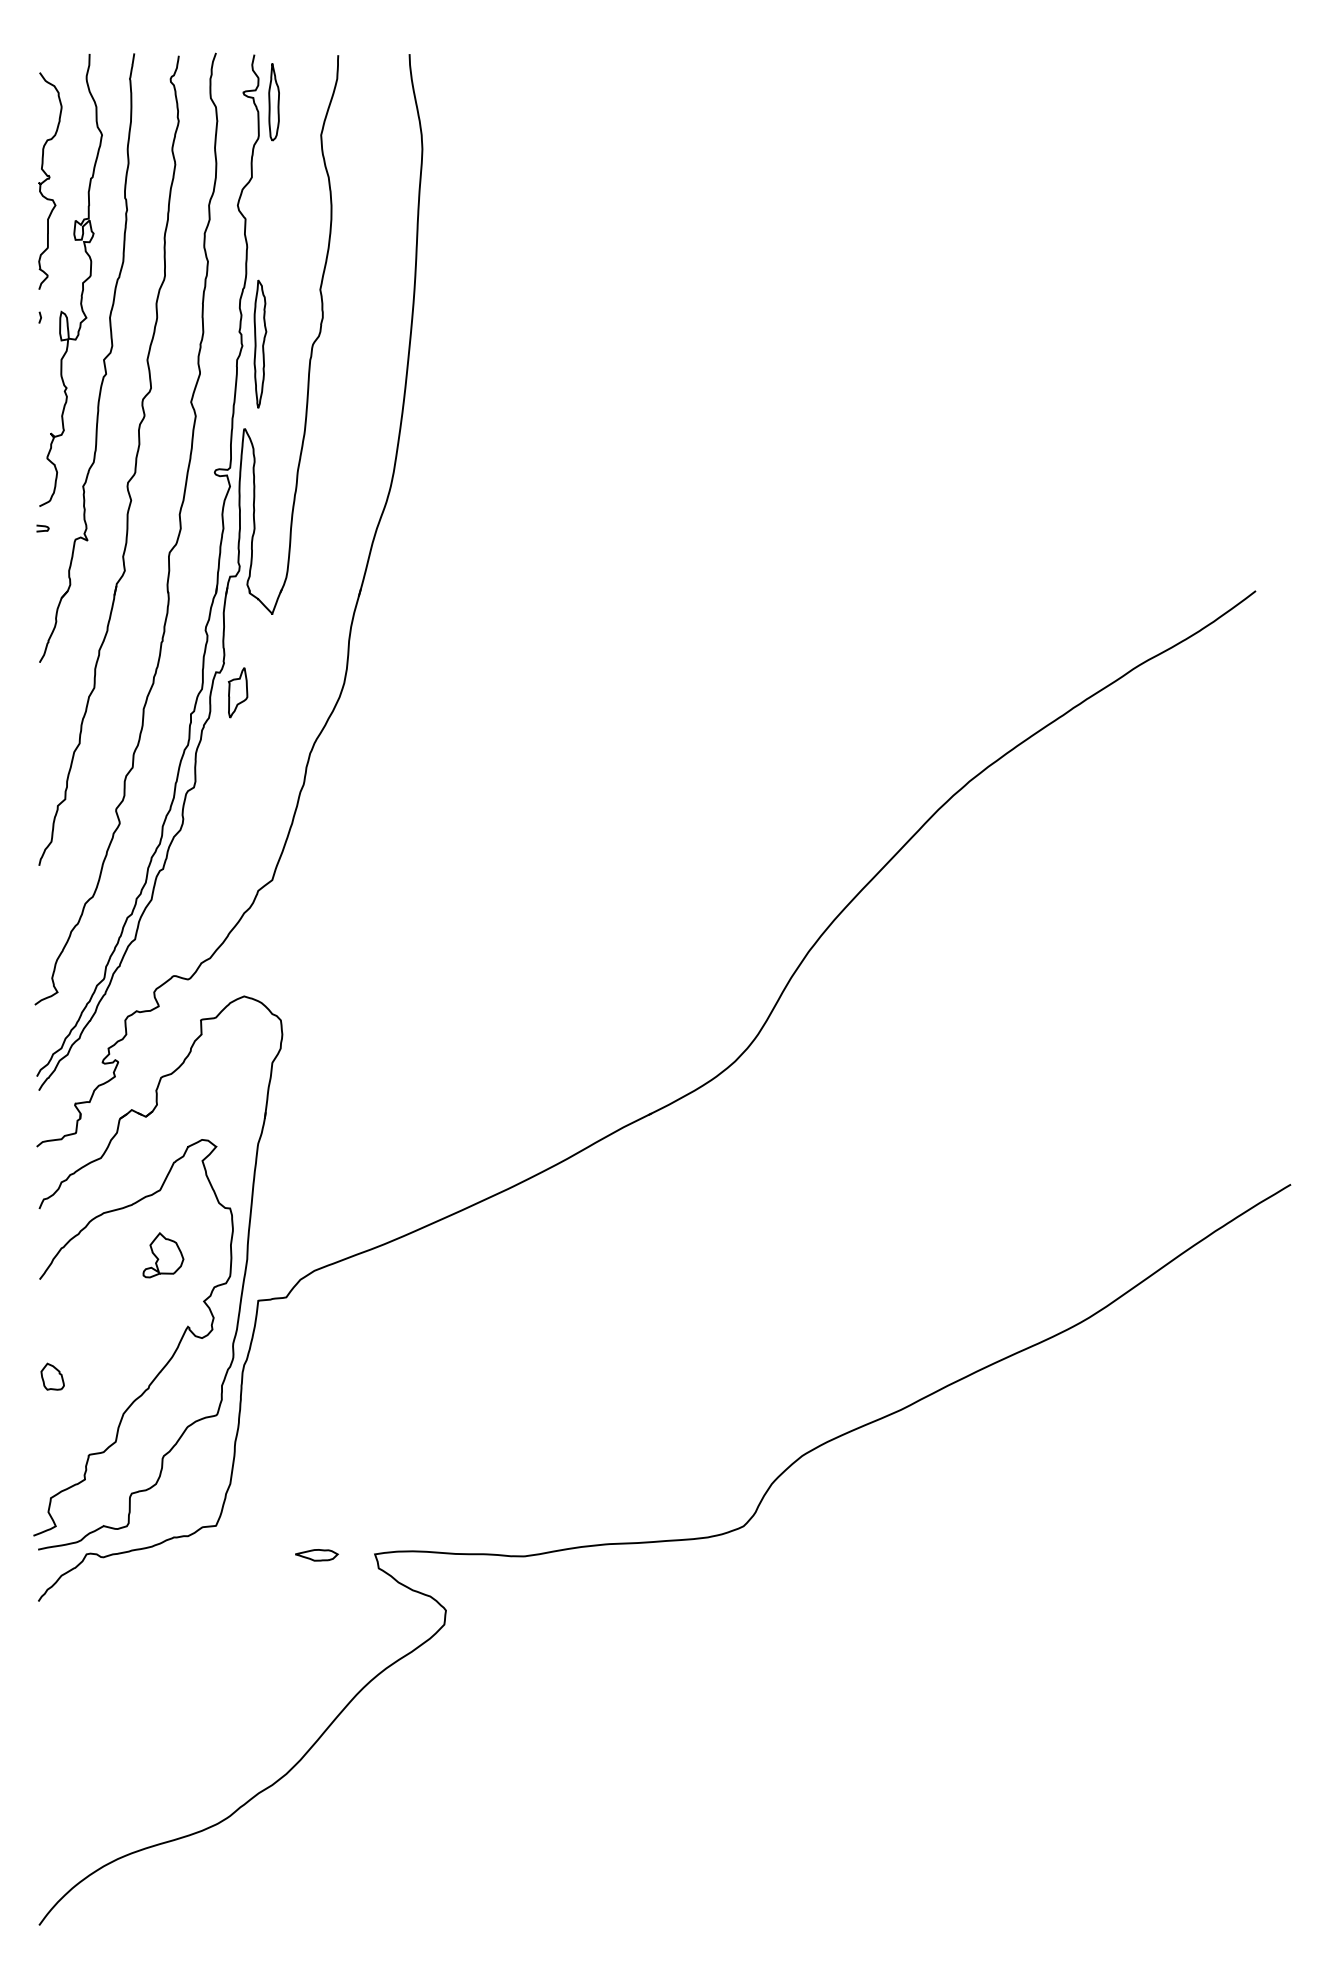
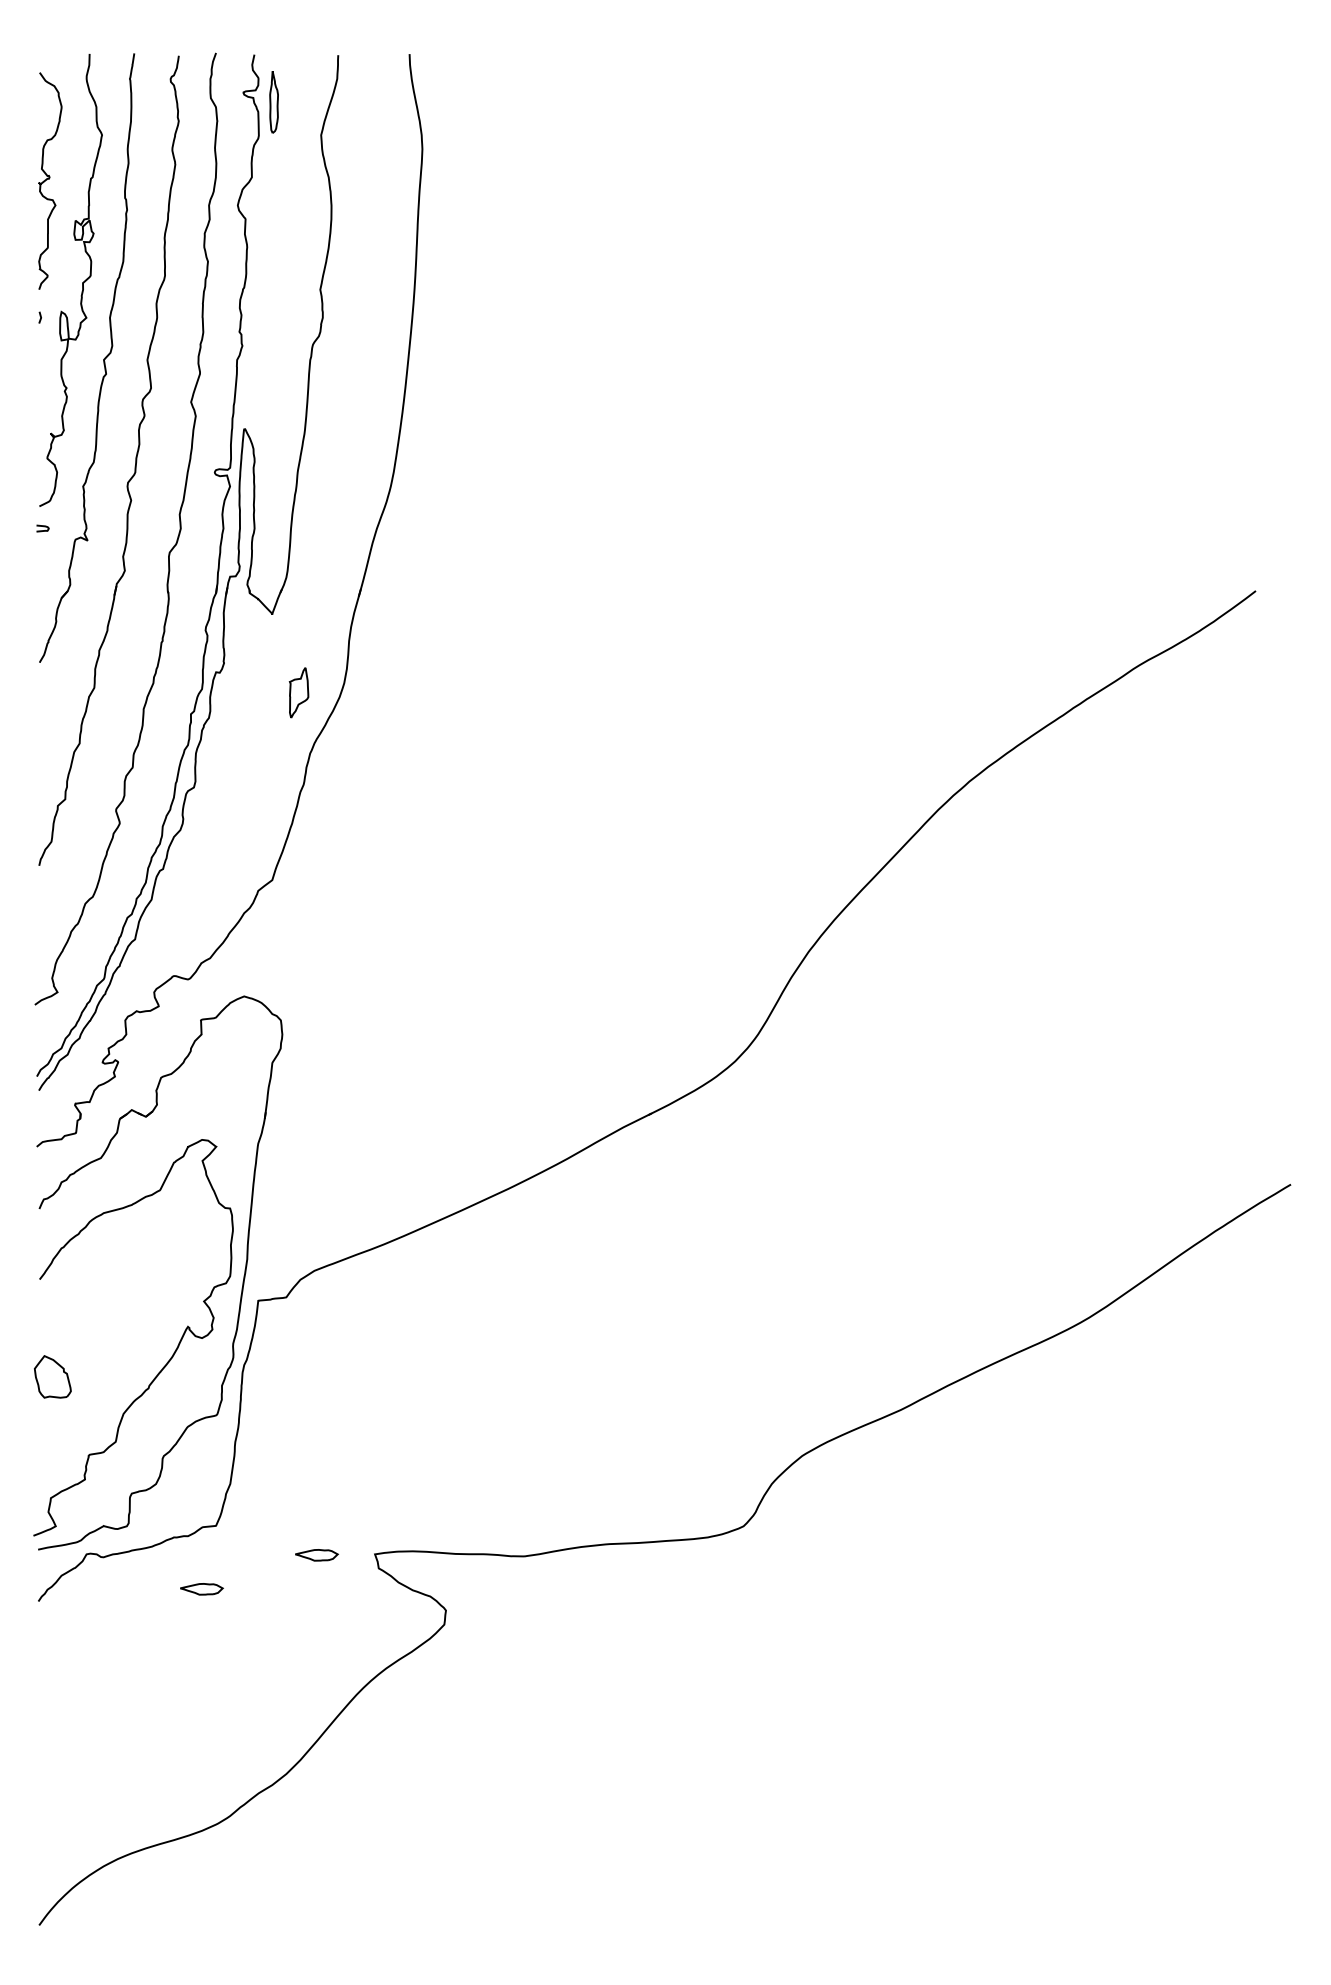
part size: 12x79 px -> 10x63 px (273, 102)
part: present -> none (260, 343)
part position: (237, 692) -> (298, 692) (298, 692)
part: present -> none (163, 1255)
part size: 25x29 px -> 38x44 px (52, 1376)
part: none -> present (201, 1589)
